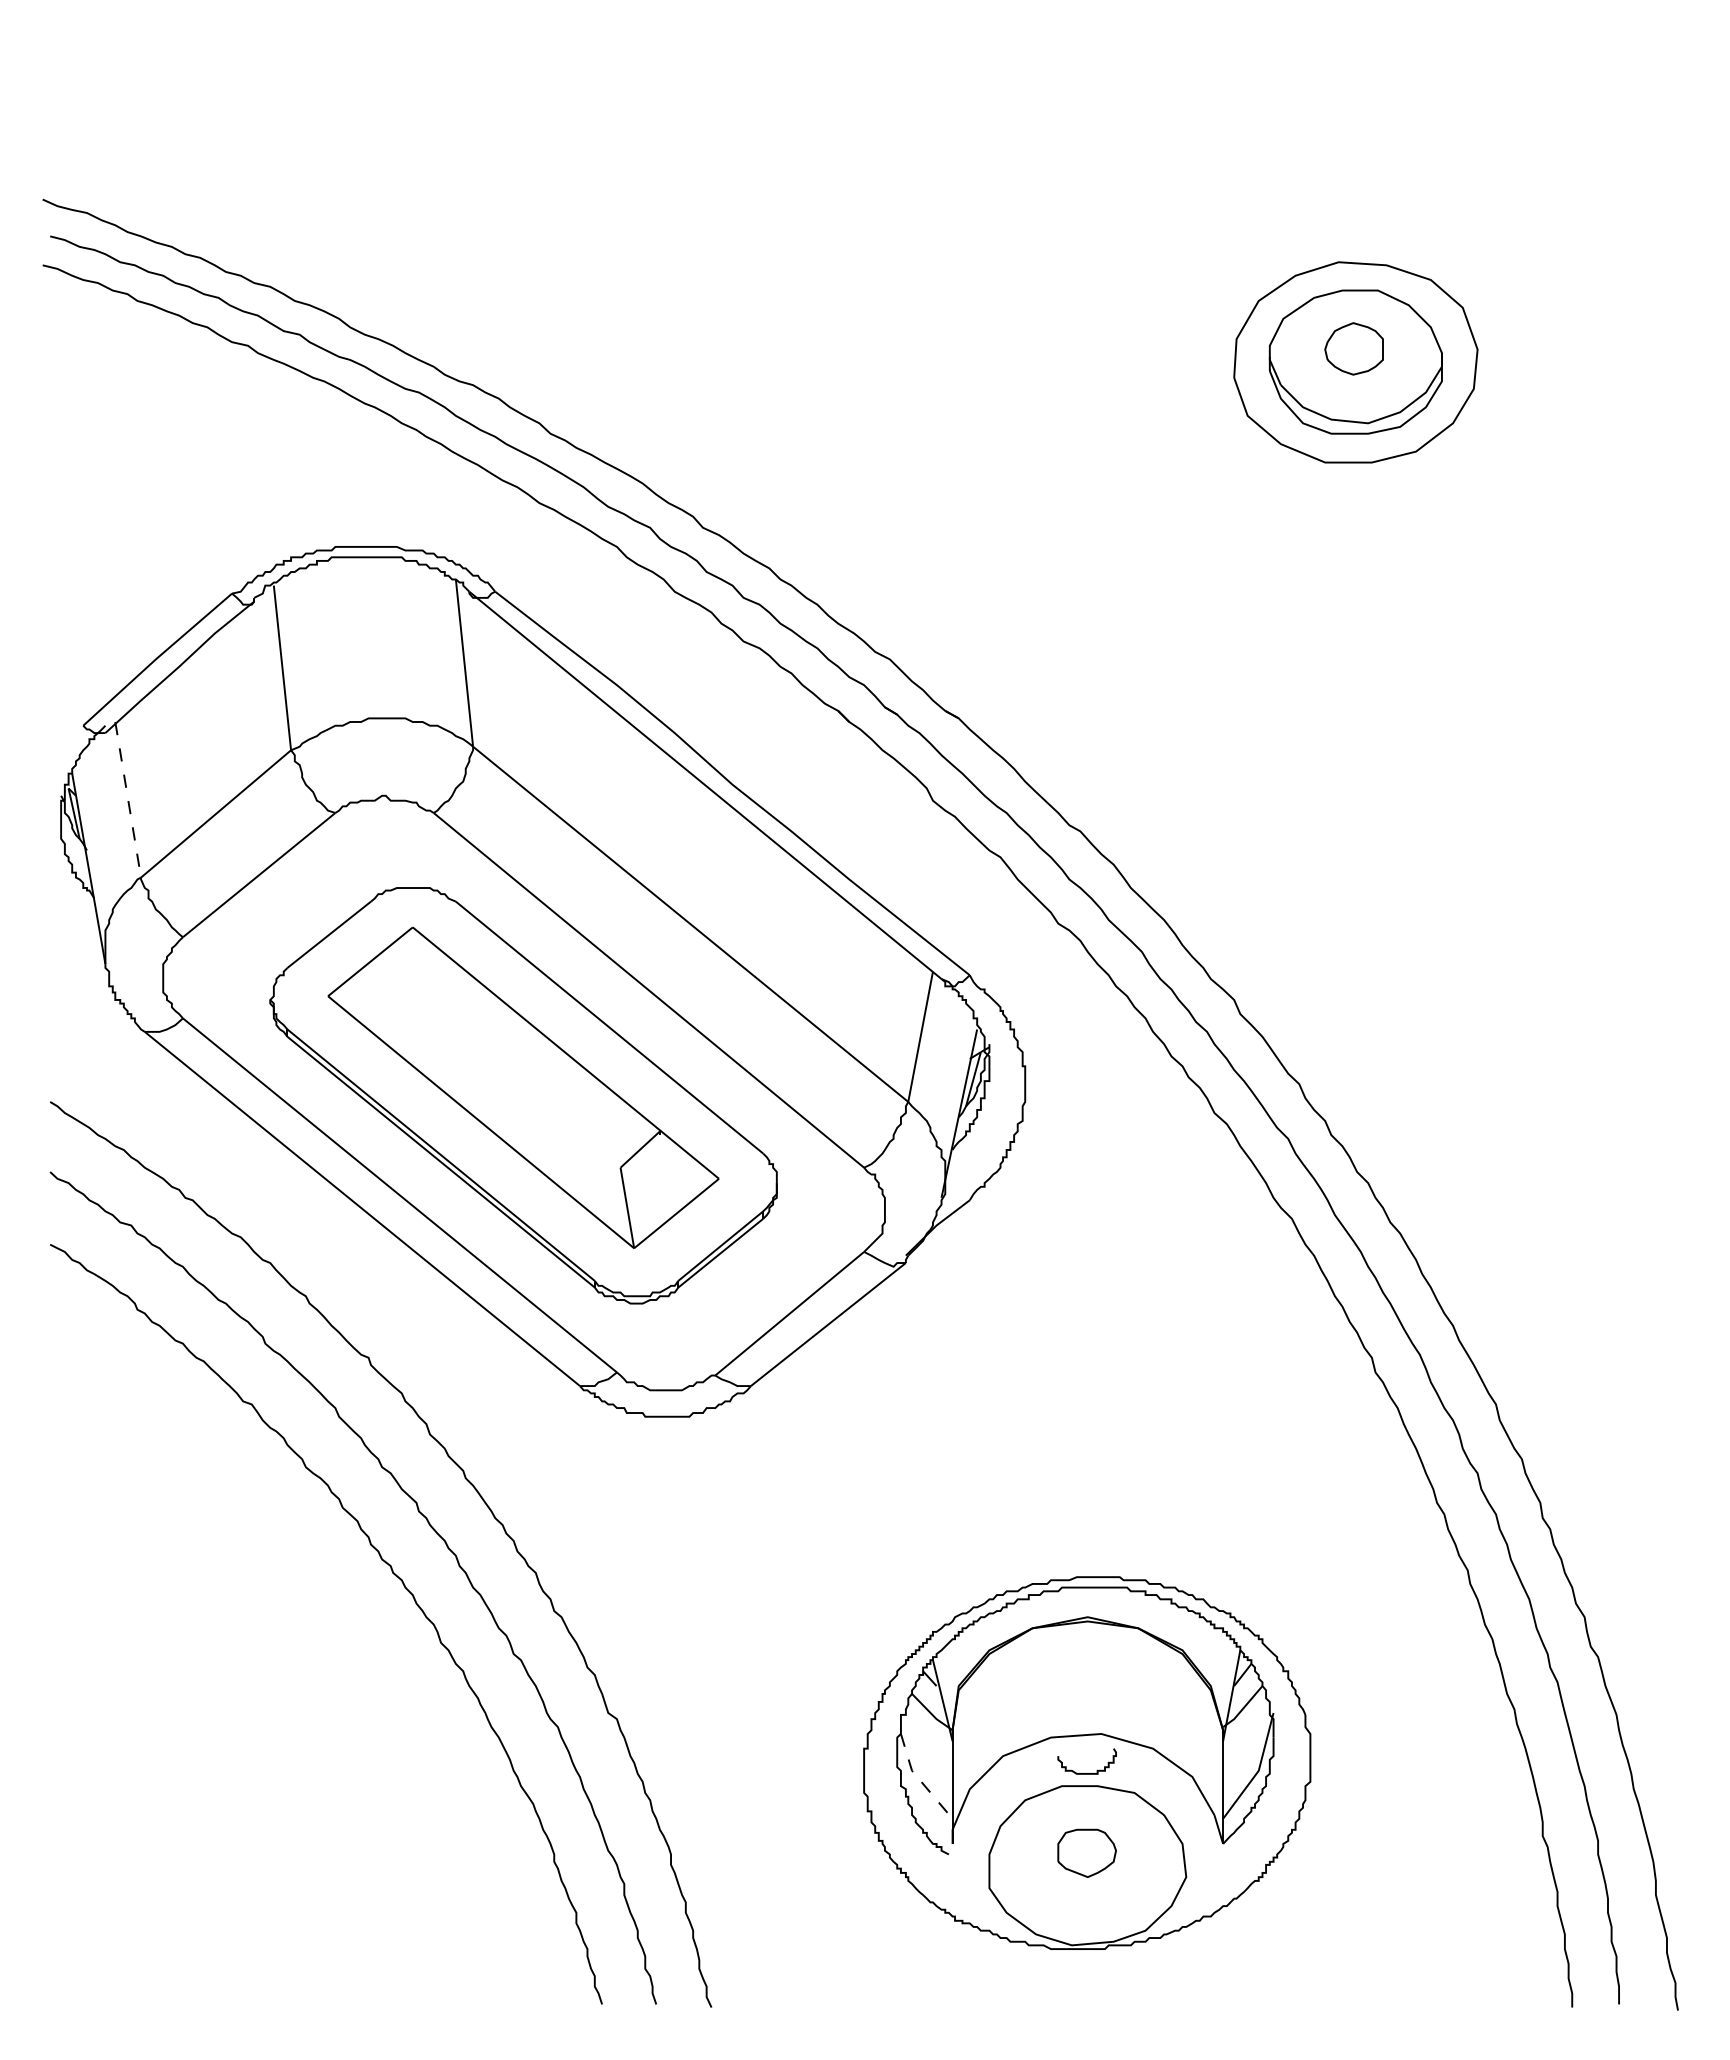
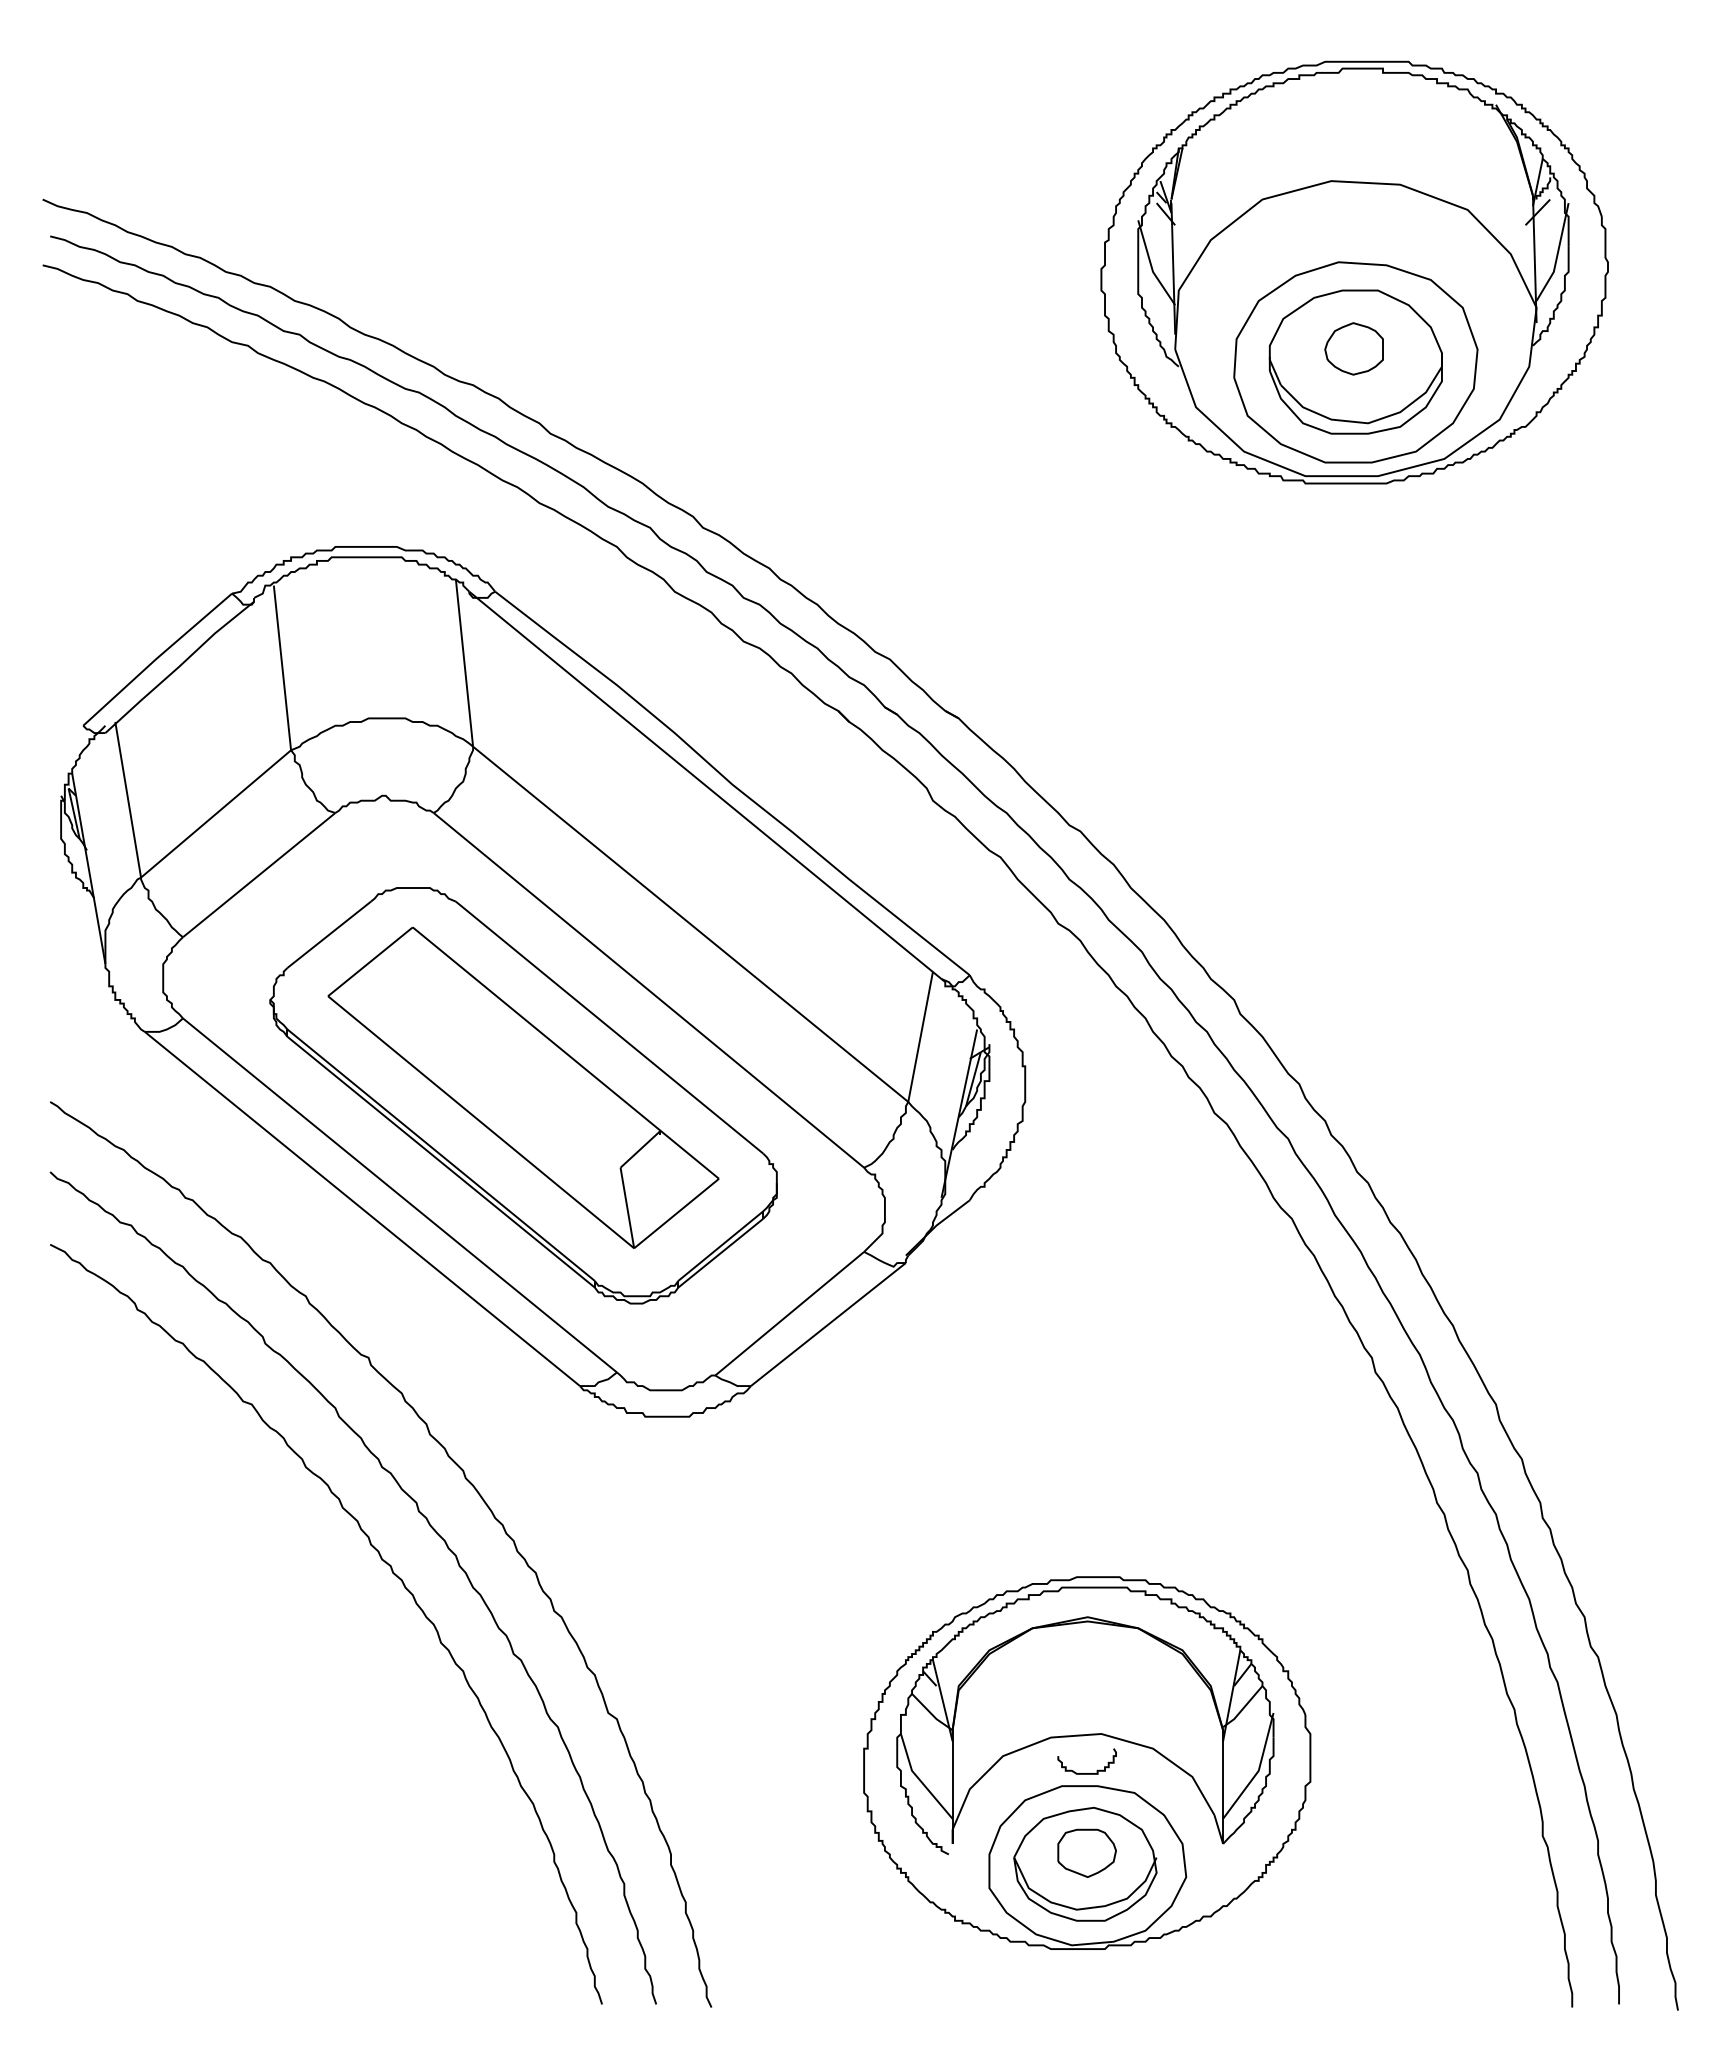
part: none -> present (1354, 272)
line: dashed -> solid (128, 799)
line: dashed -> solid (919, 1779)
part: none -> present (1085, 1864)
